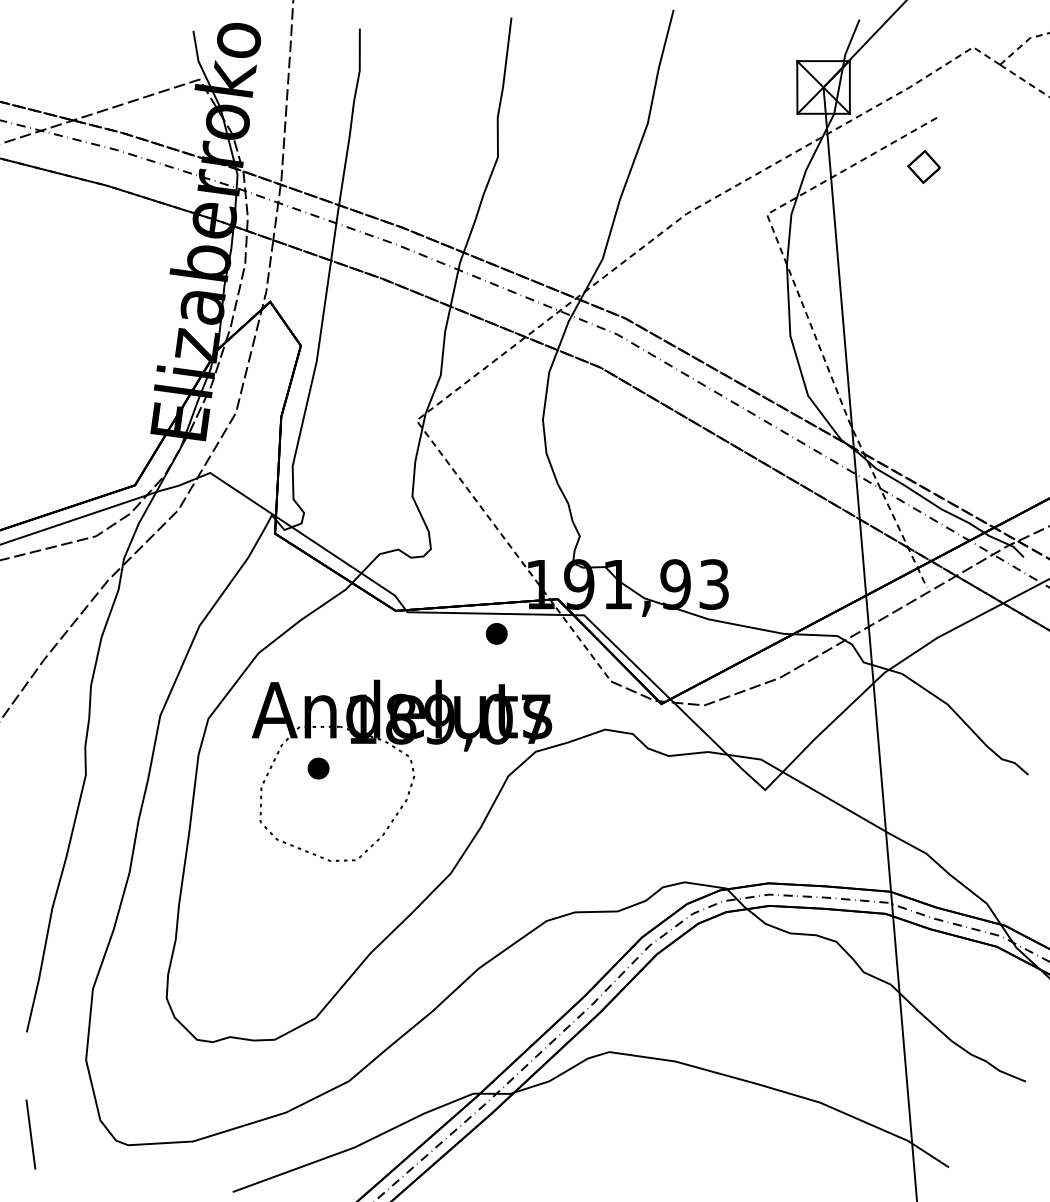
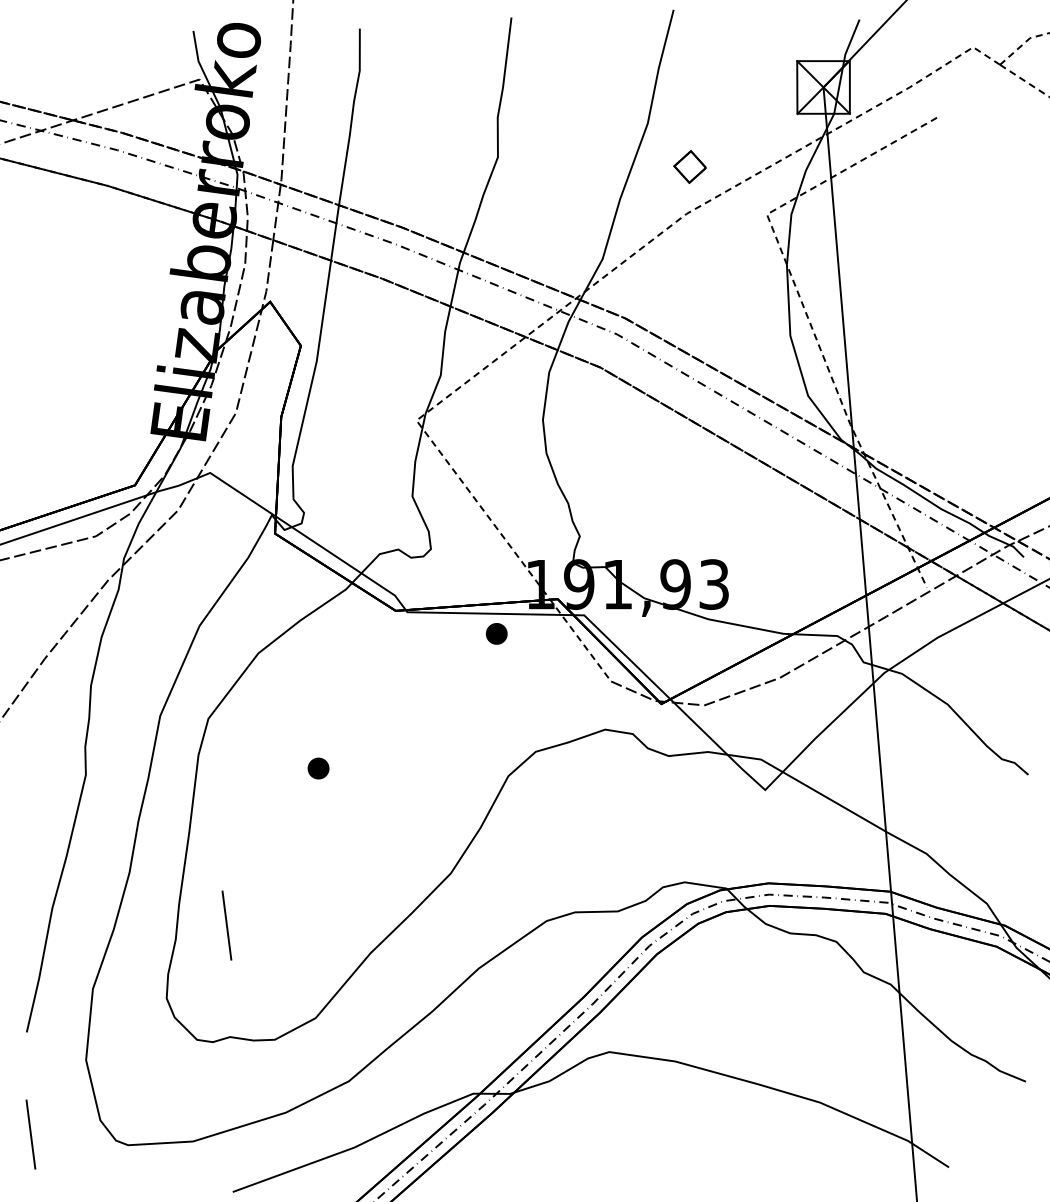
part position: (923, 166) -> (689, 166) (689, 166)
part: present -> none (412, 770)
line: none -> present (226, 925)
